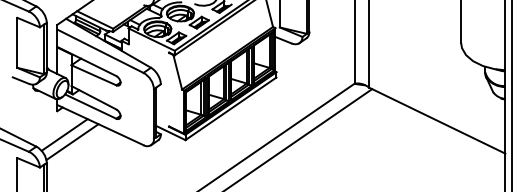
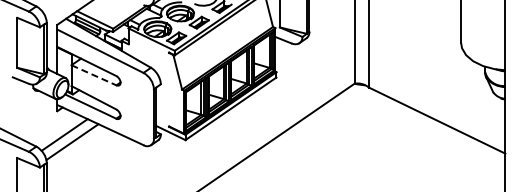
line: solid -> dashed (93, 75)
line: present -> none (512, 95)
line: present -> none (299, 138)
